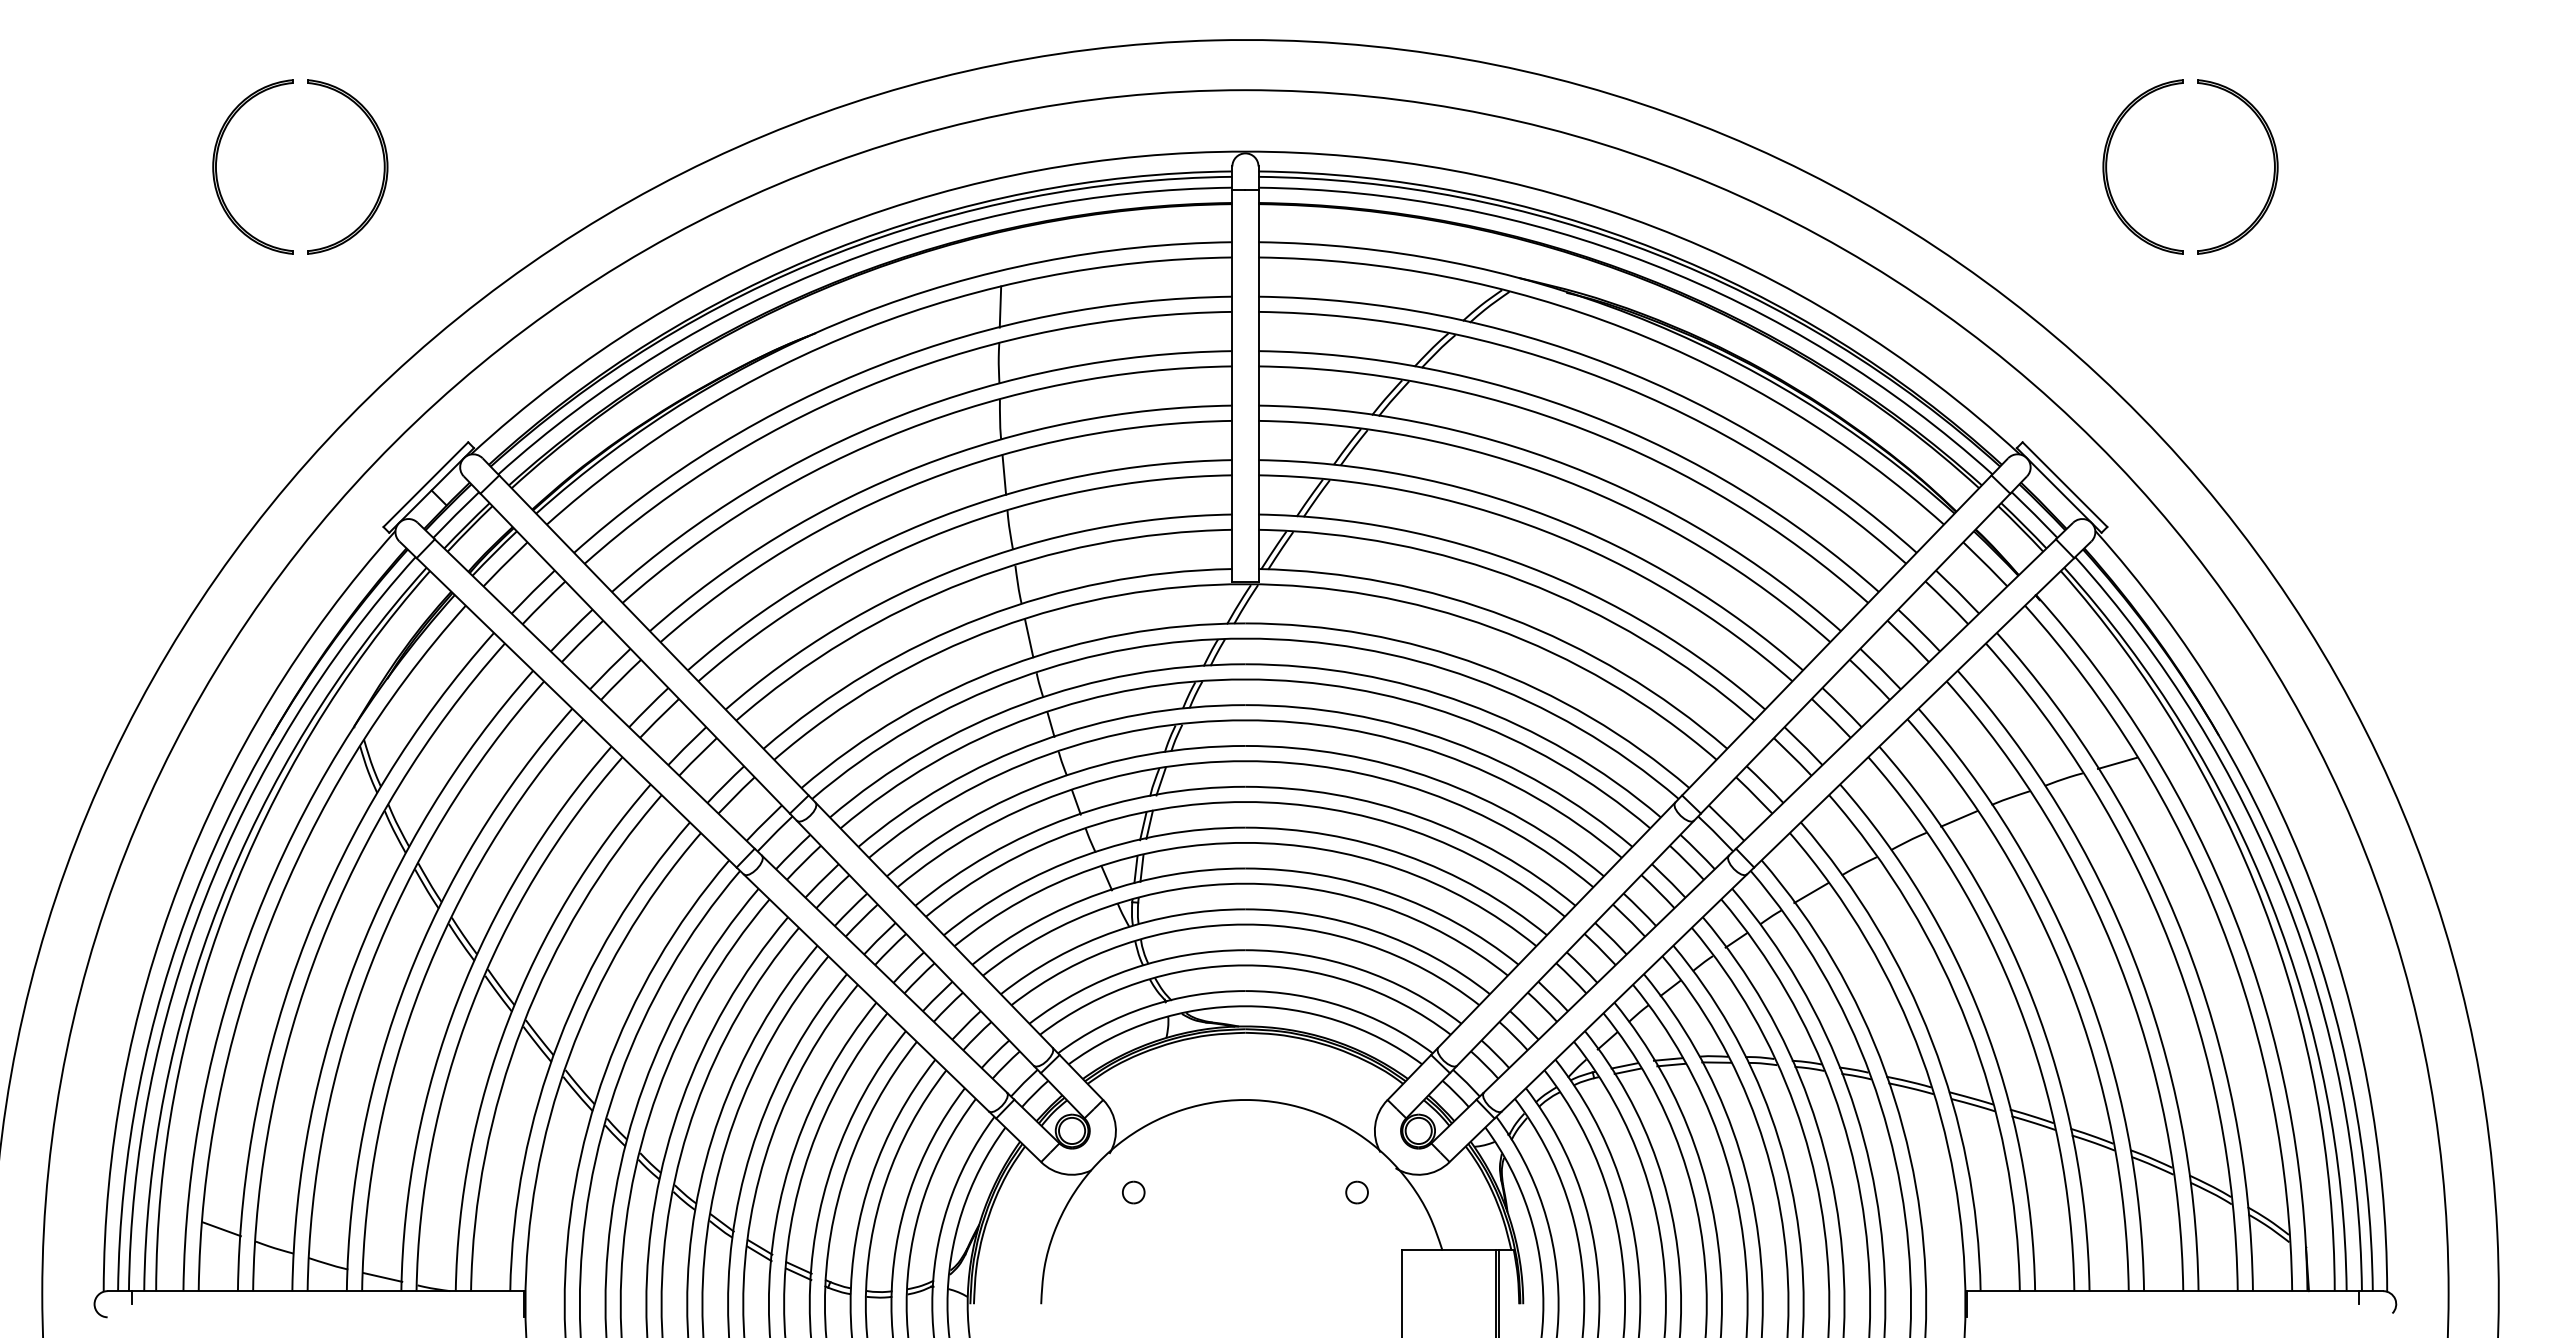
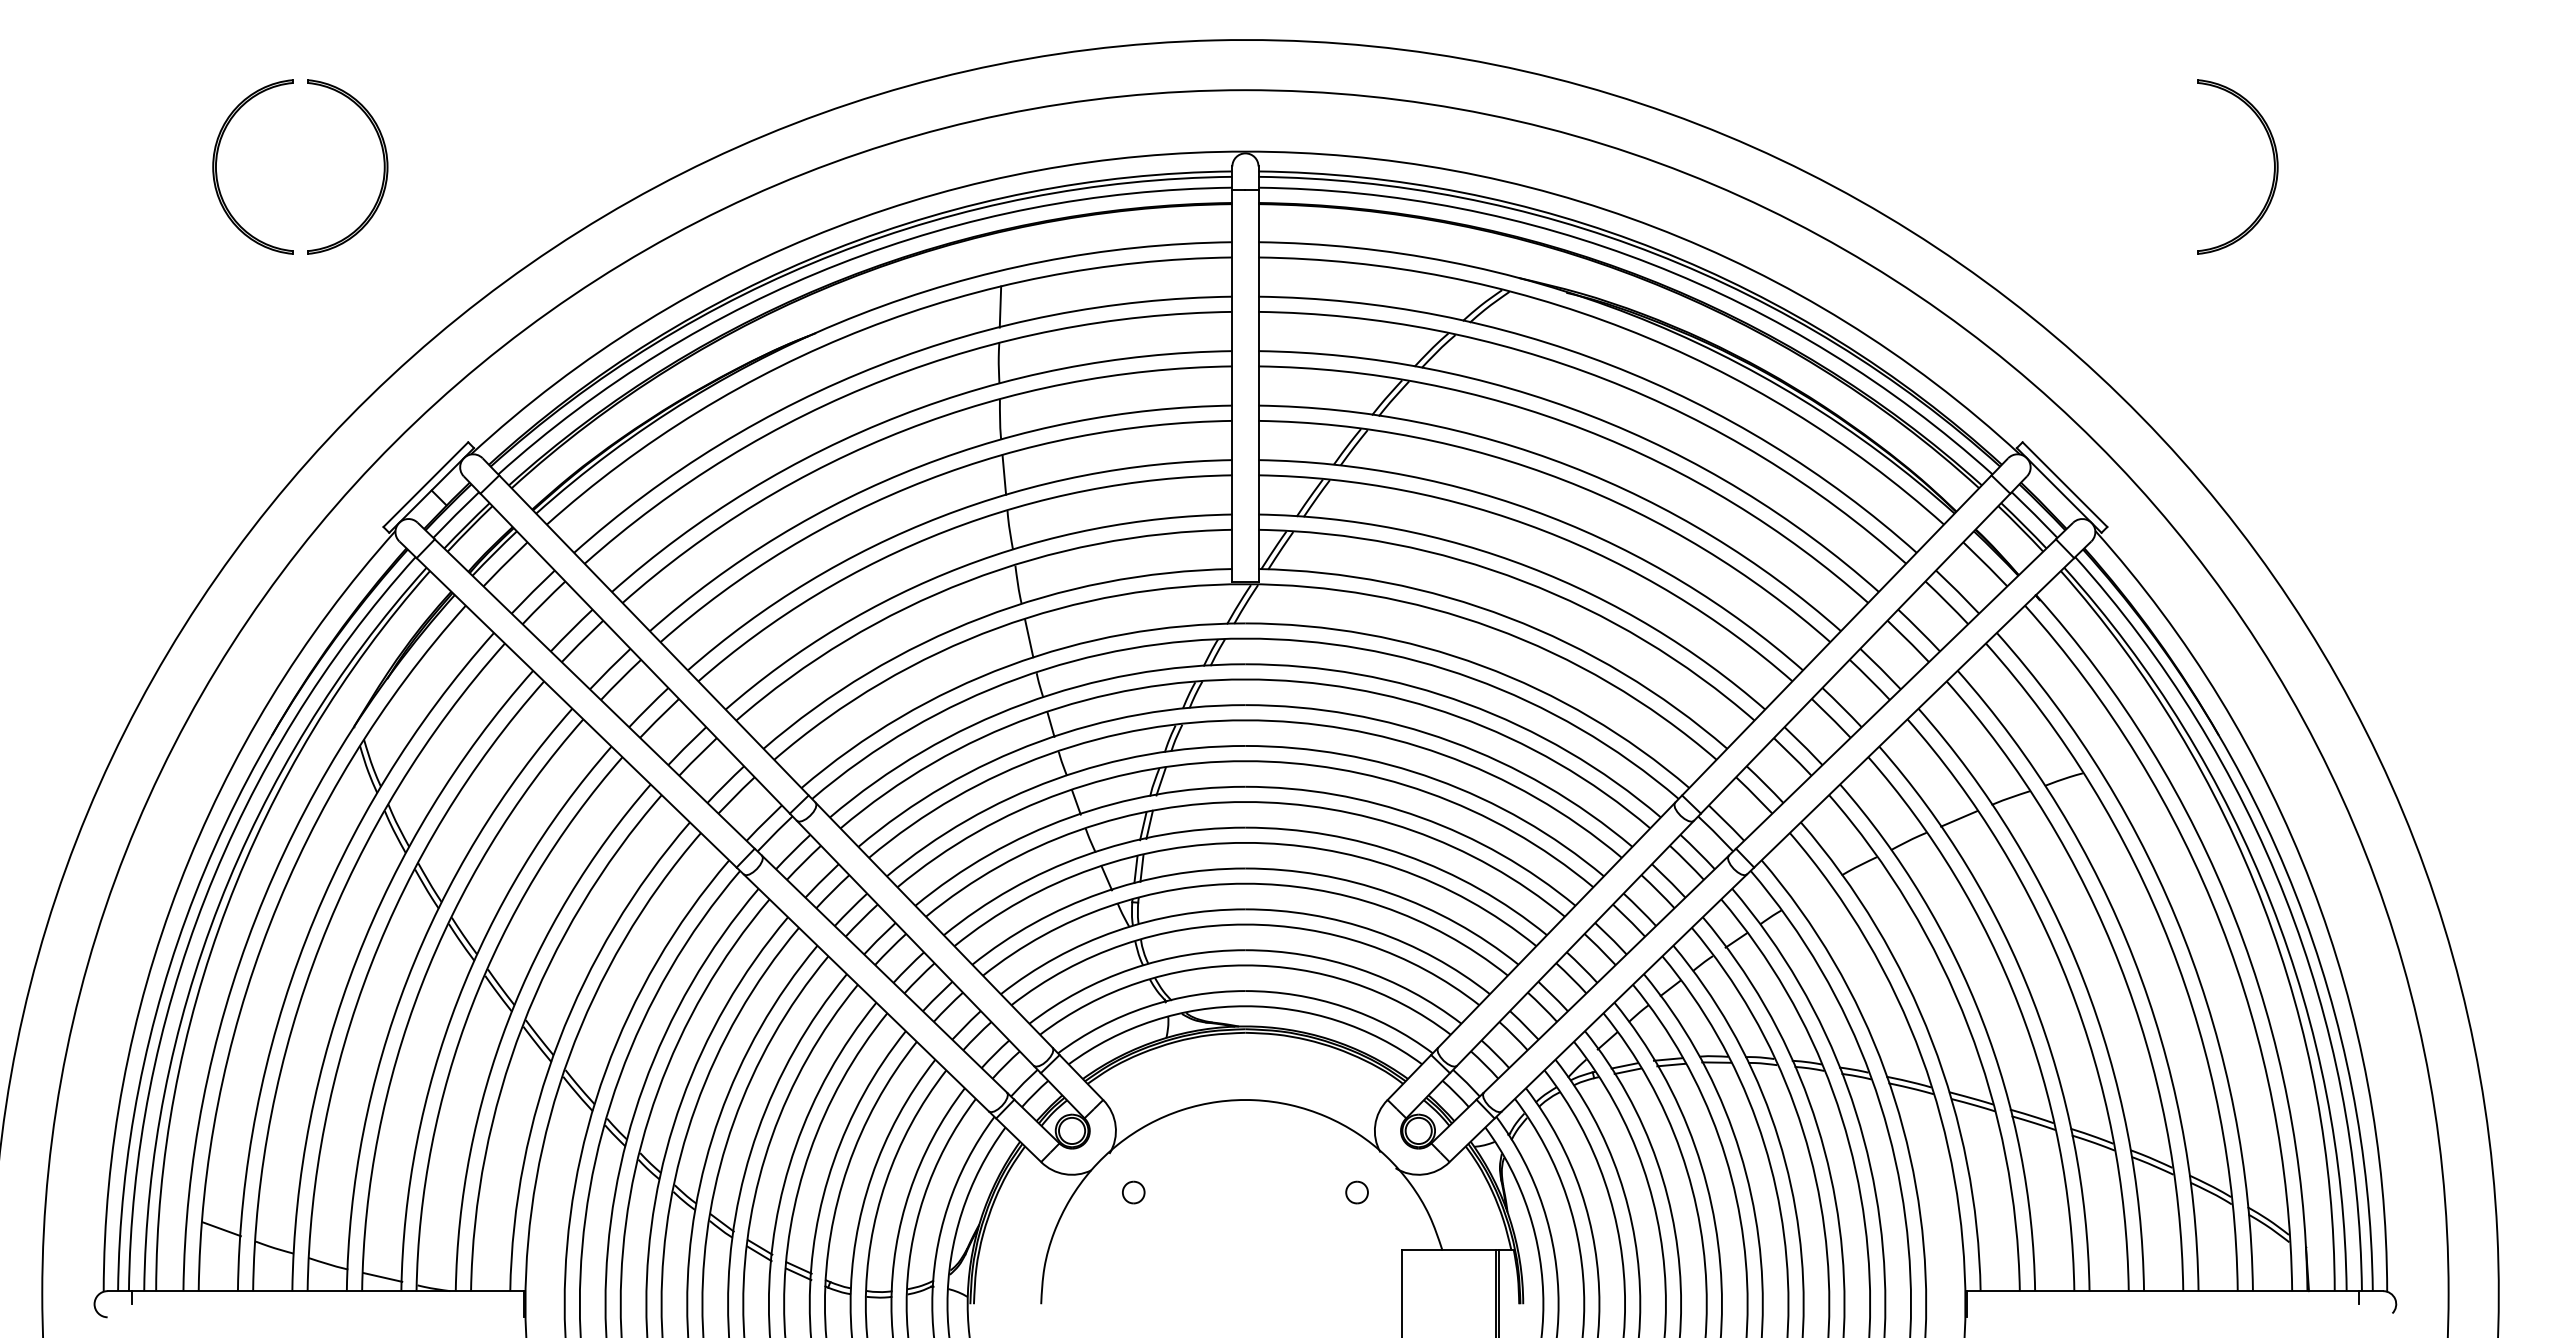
part: present -> none (2107, 166)
line: present -> none (2117, 762)
line: present -> none (1811, 893)
